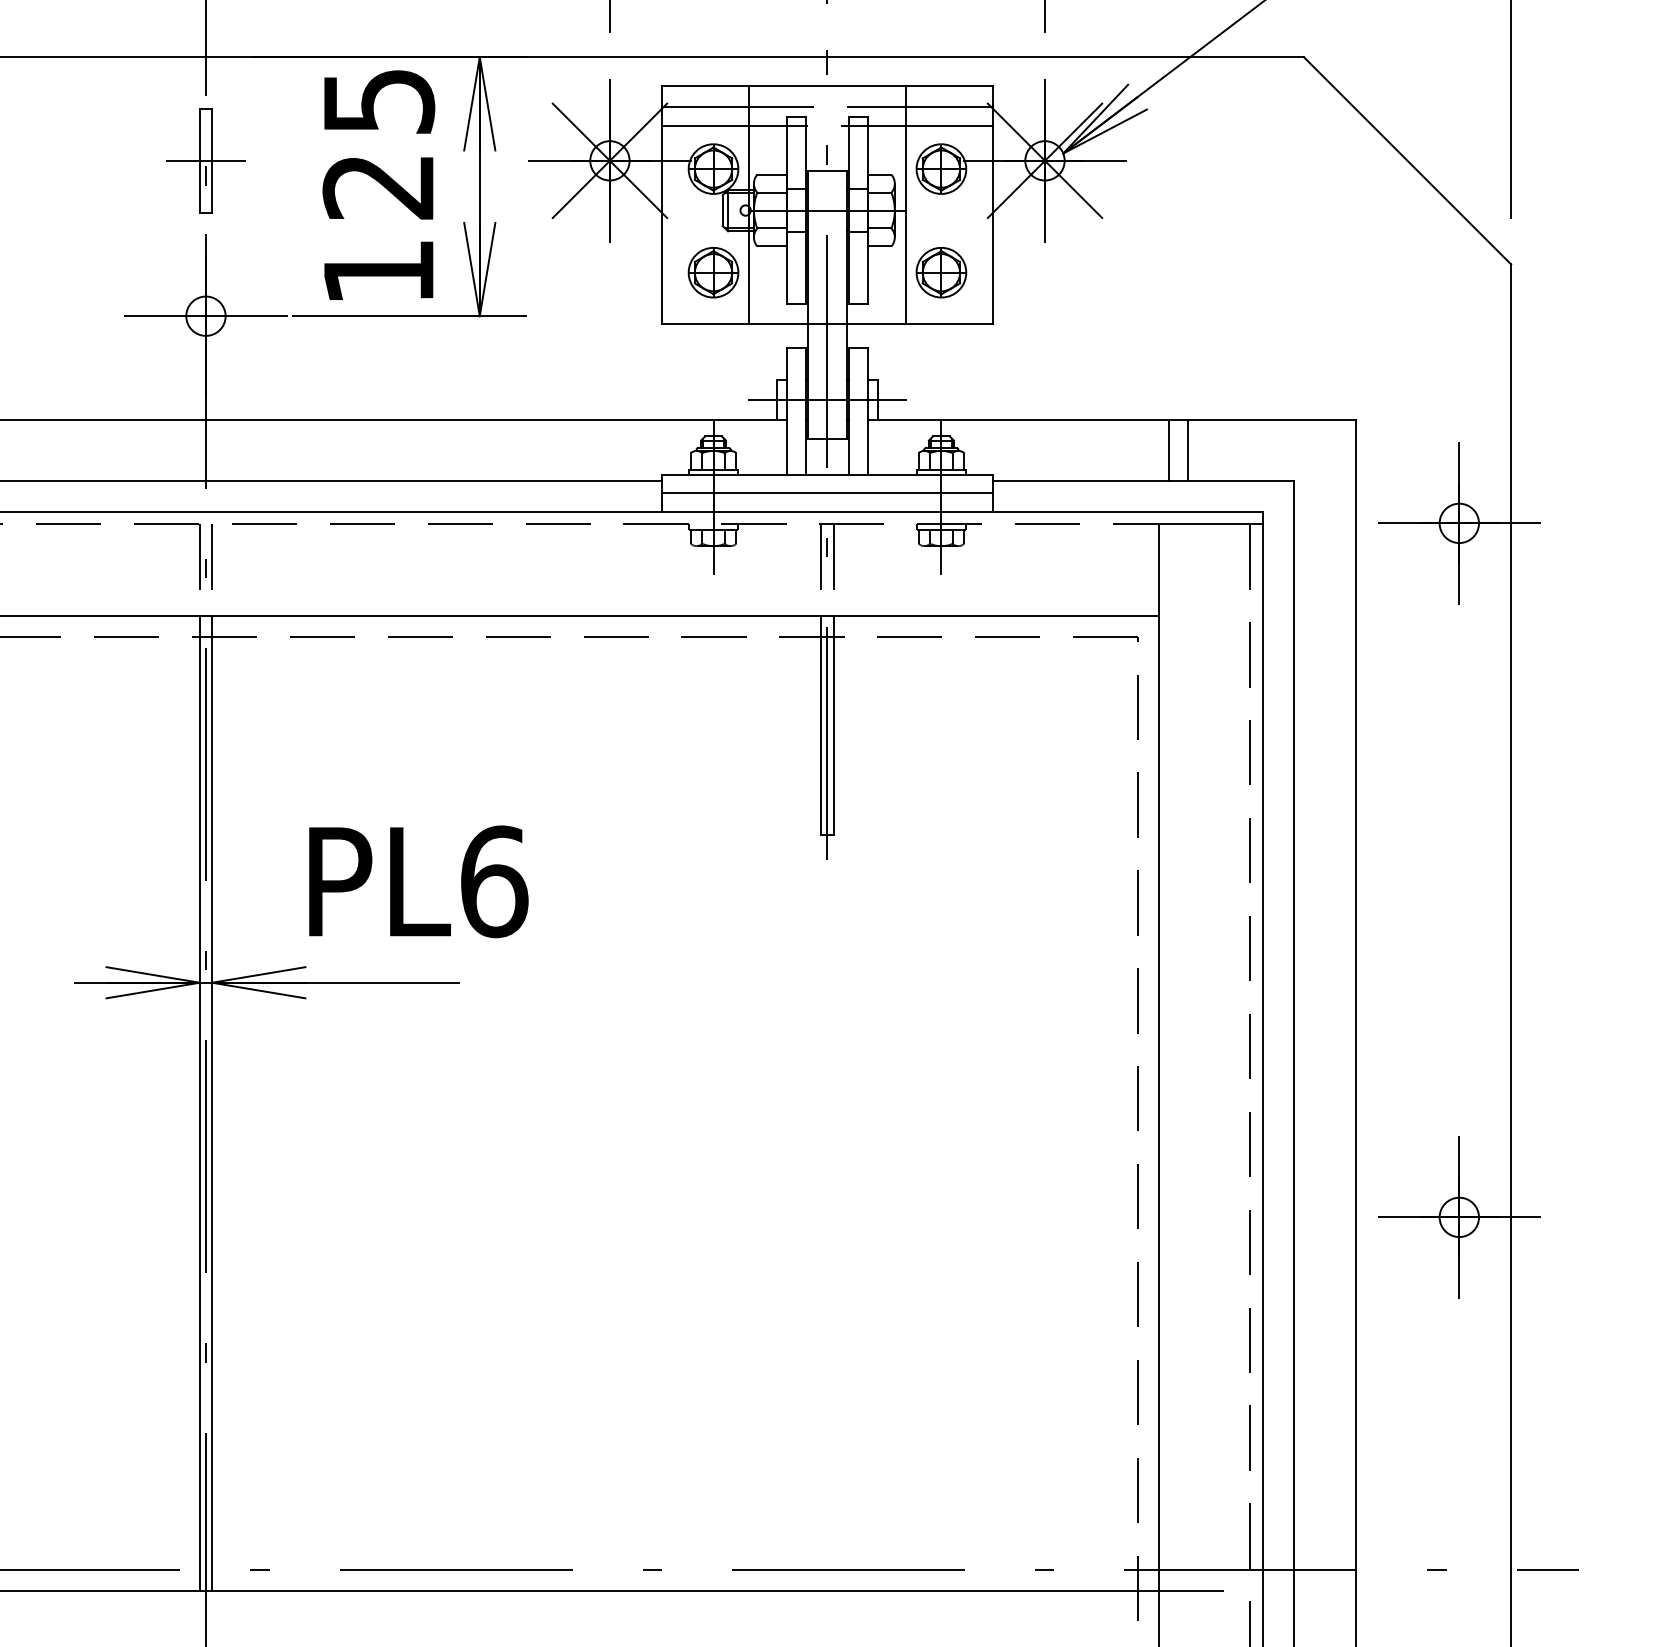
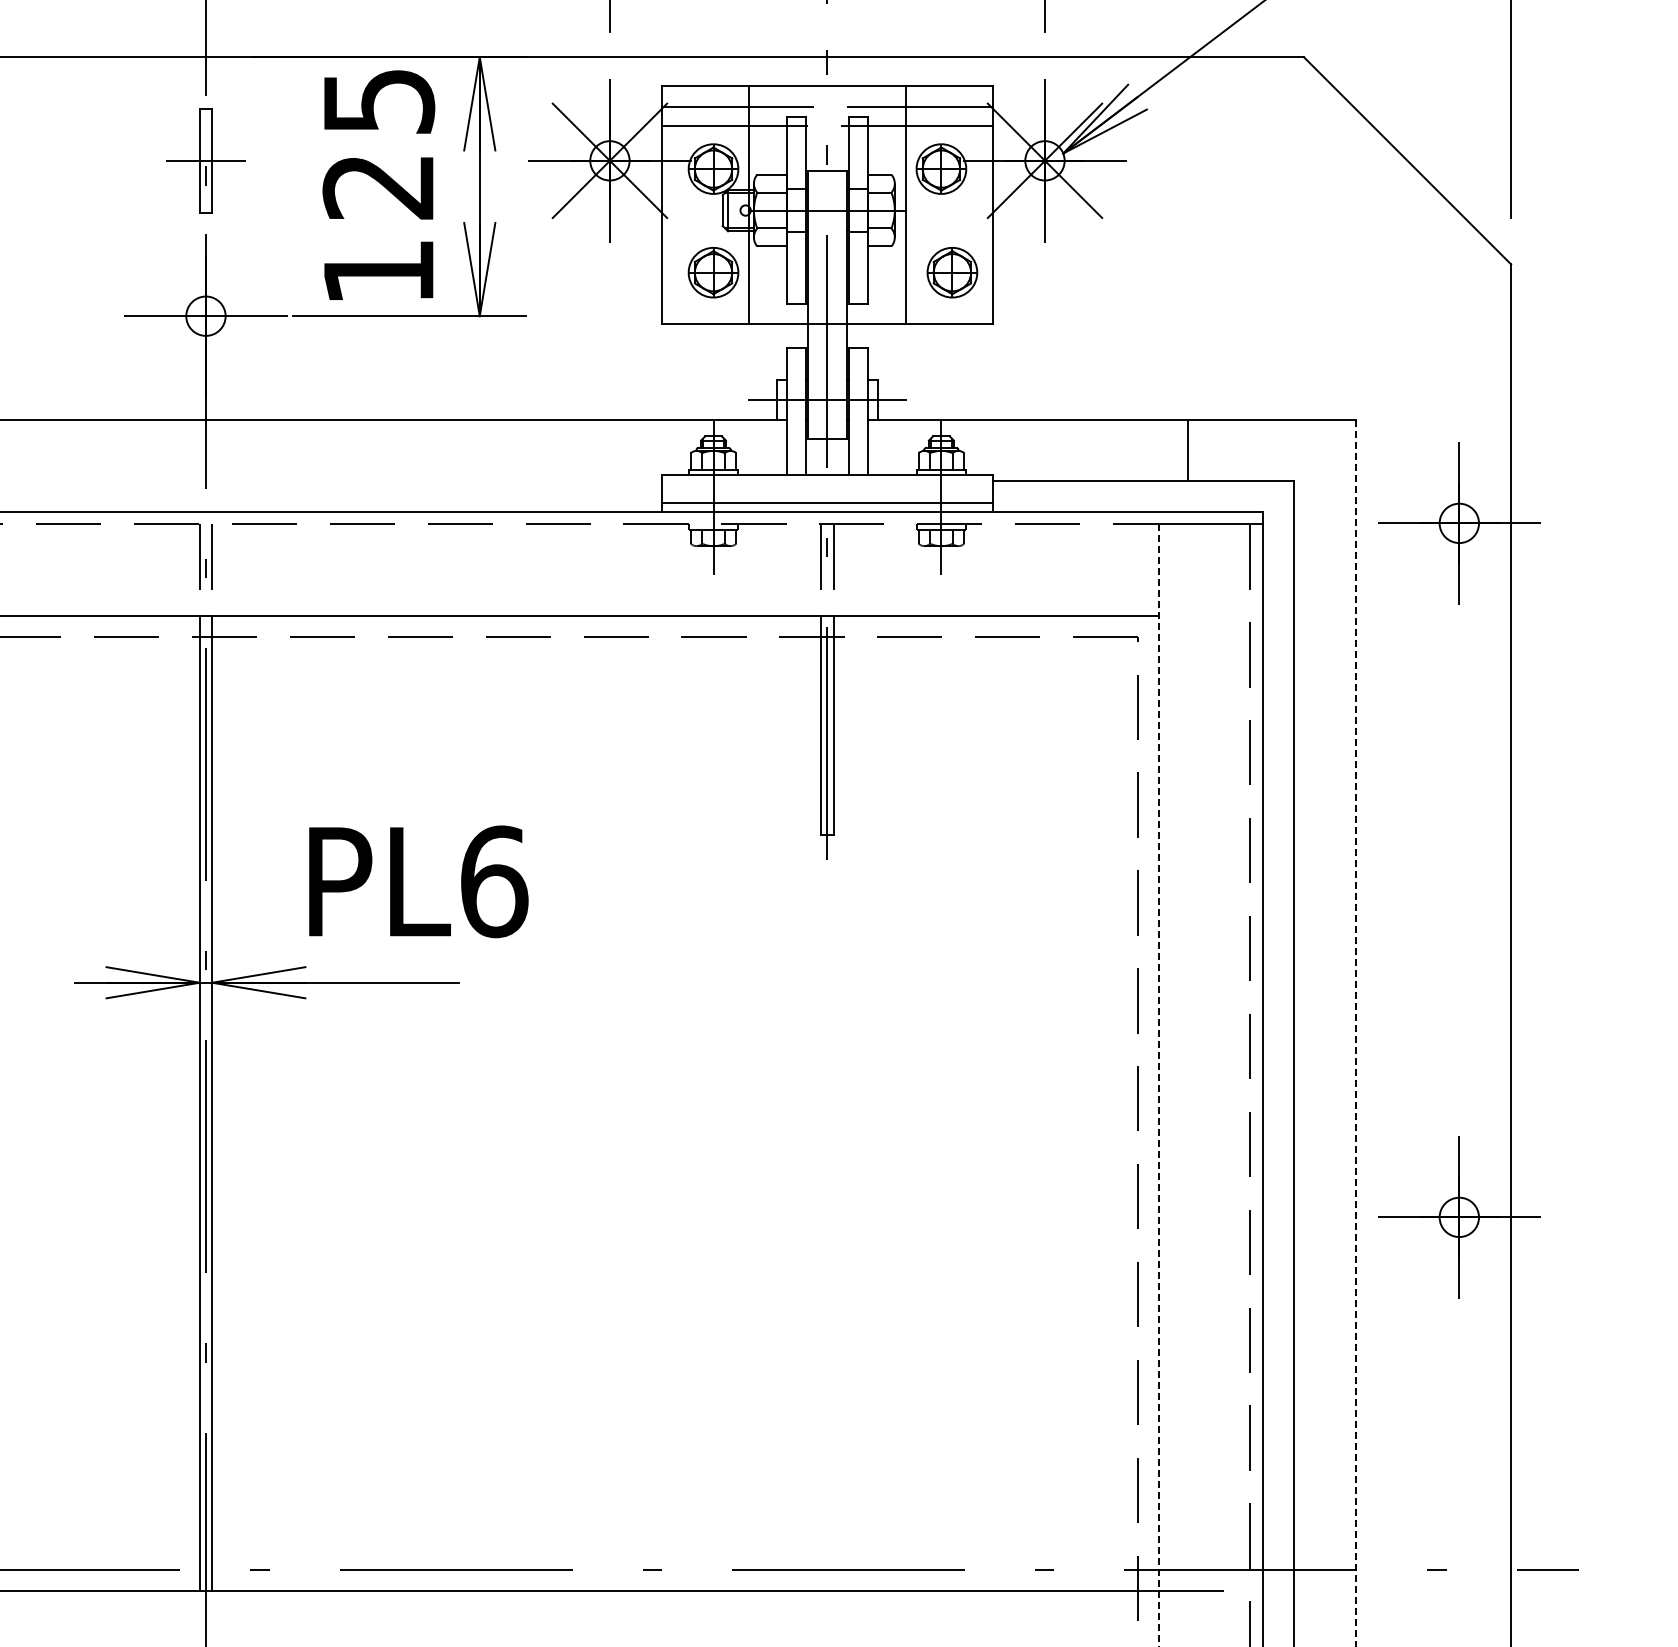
part position: (941, 272) -> (952, 272) (952, 272)
line: present -> none (1169, 449)
line: present -> none (331, 480)
line position: (827, 493) -> (827, 503) (827, 503)
line: solid -> dashed (1355, 1033)
line: solid -> dashed (1158, 1085)
